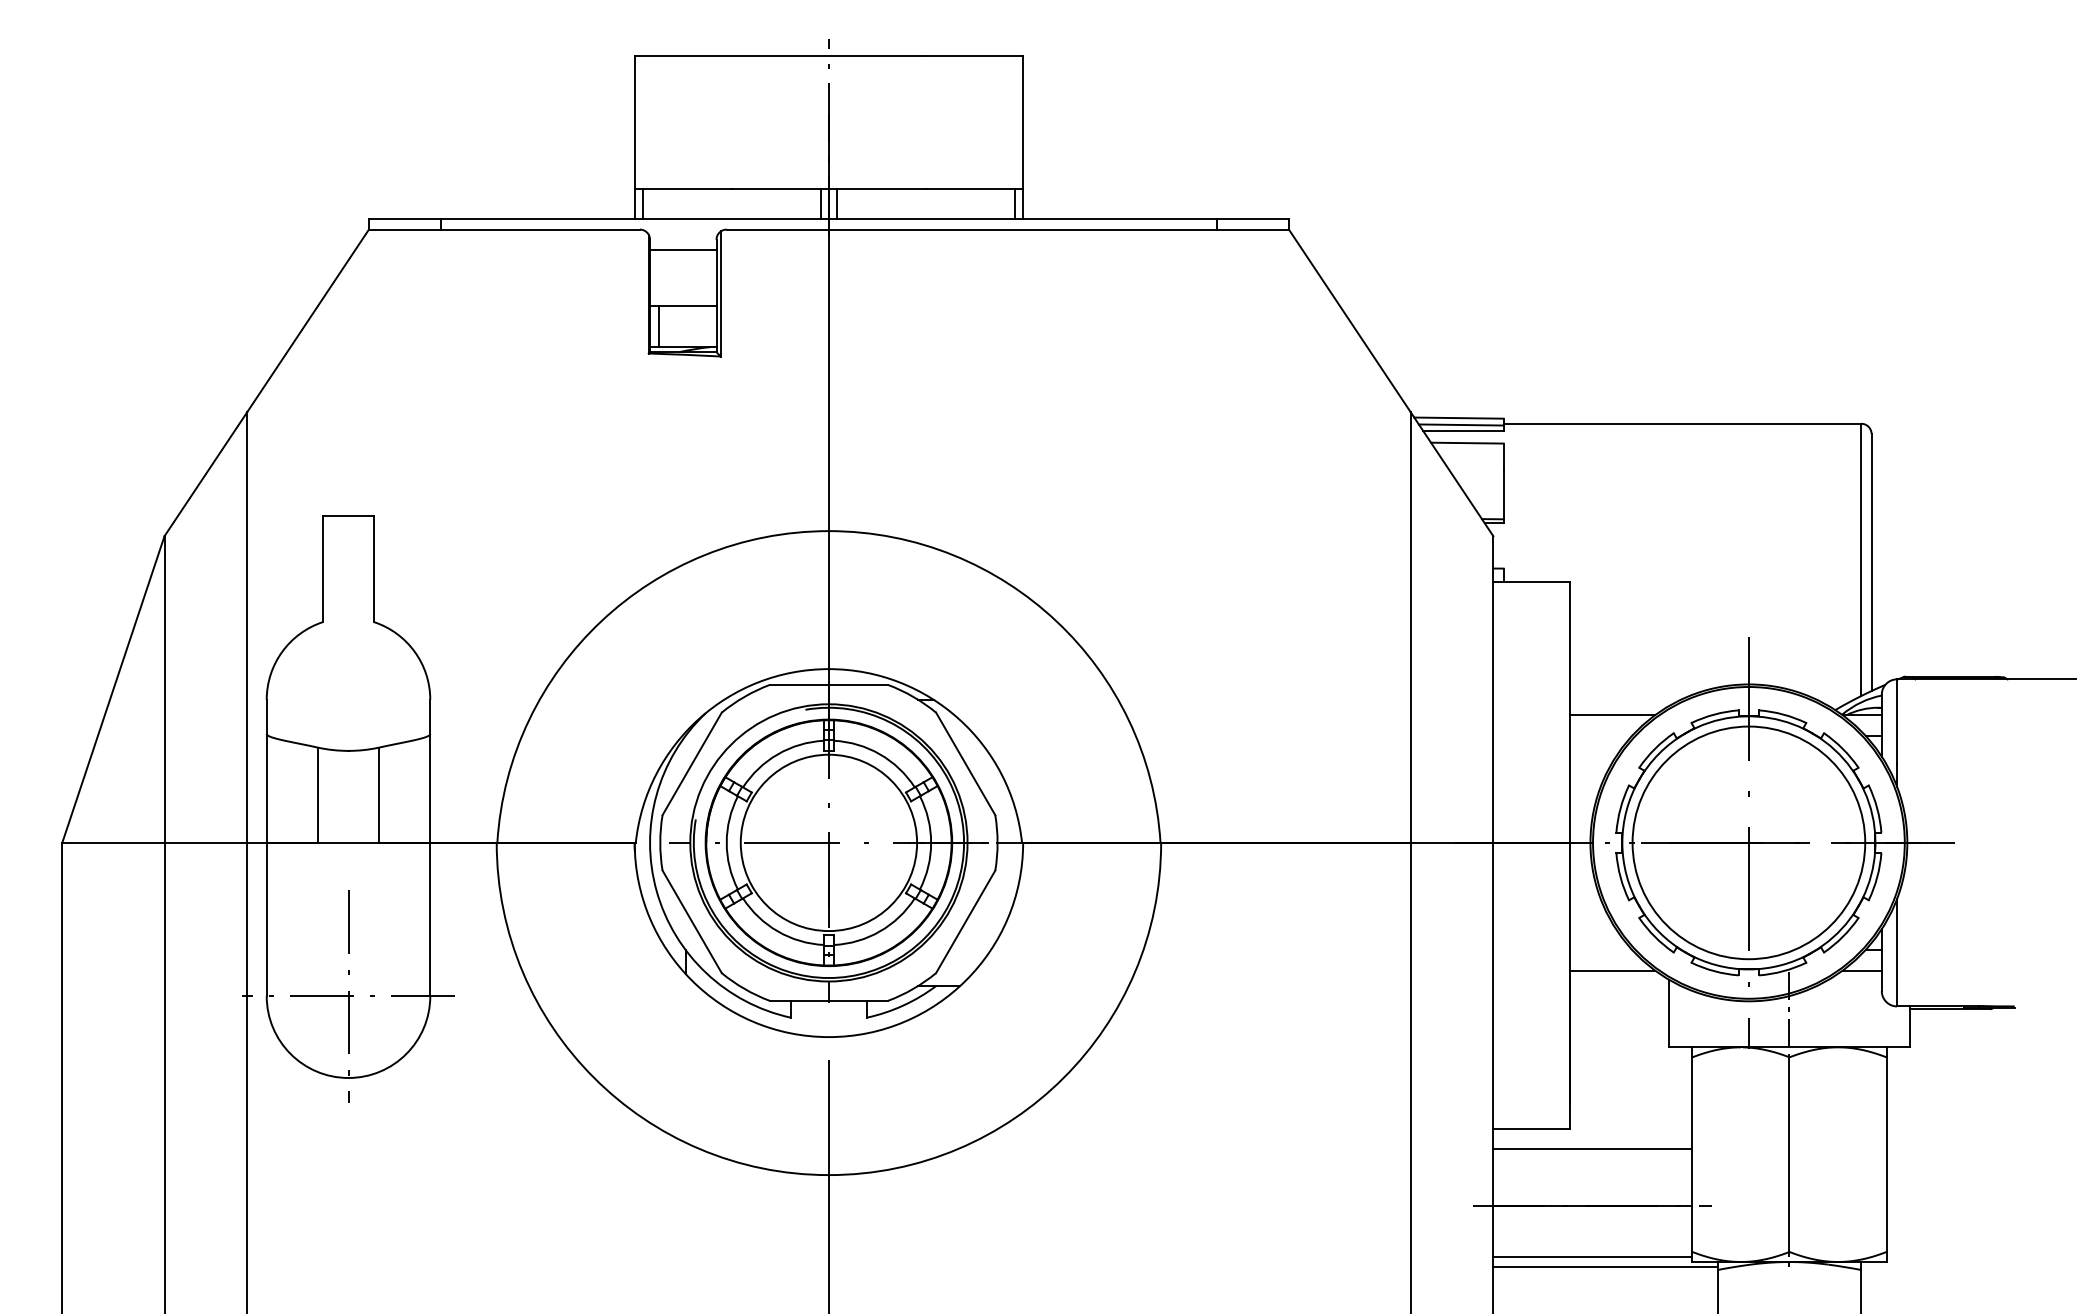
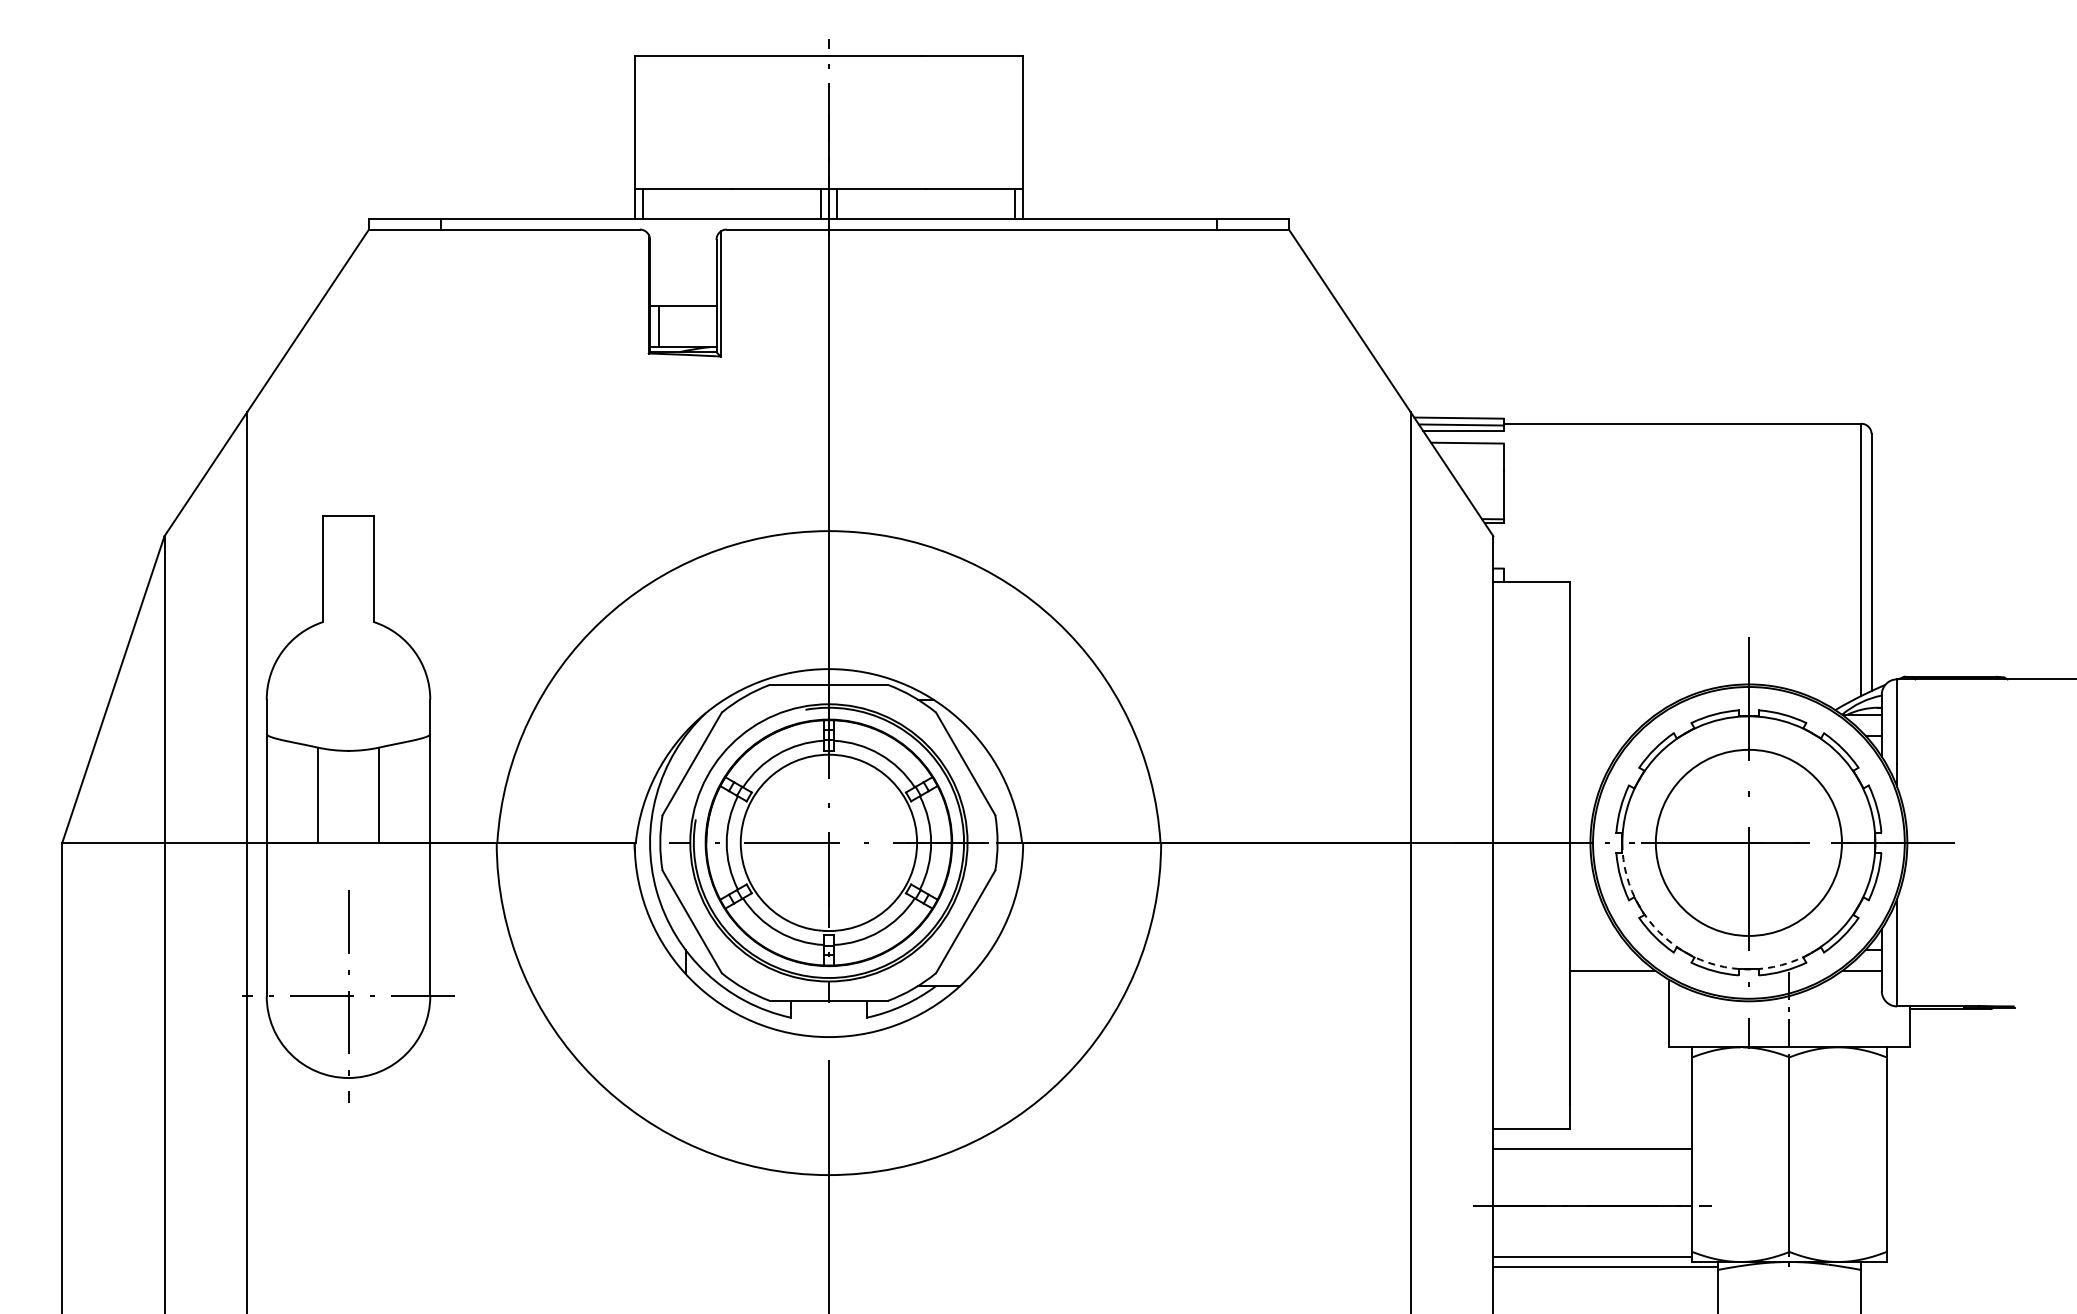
line: present -> none (683, 250)
line: present -> none (1612, 715)
circle diameter: 233 px -> 186 px (1748, 842)
arc: solid -> dashed (1685, 952)
